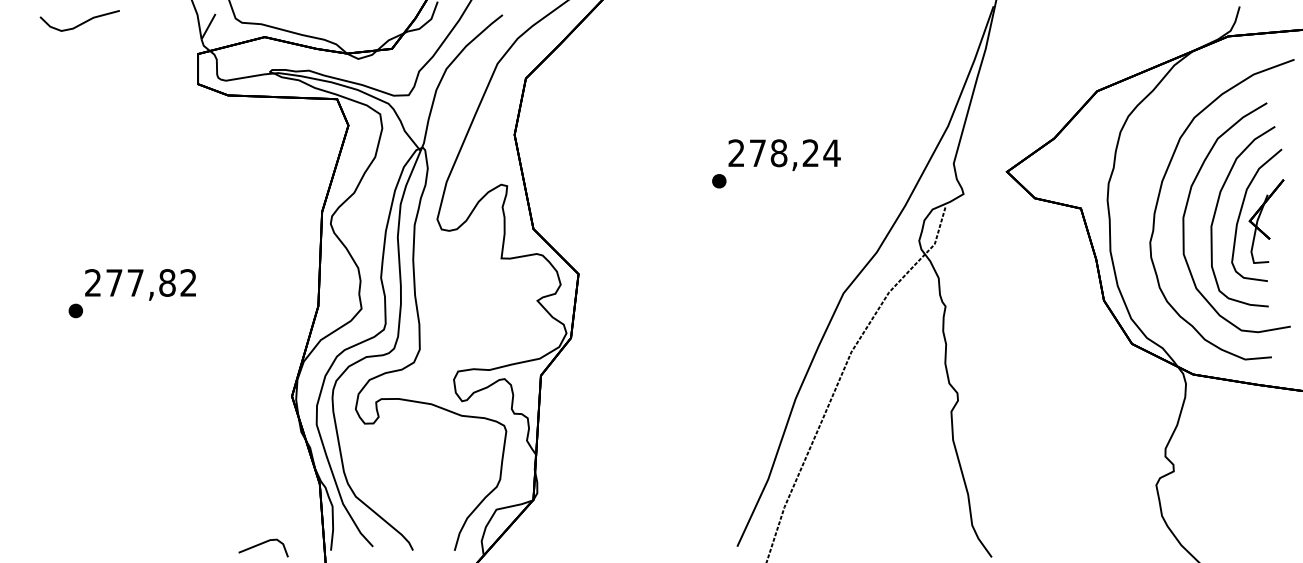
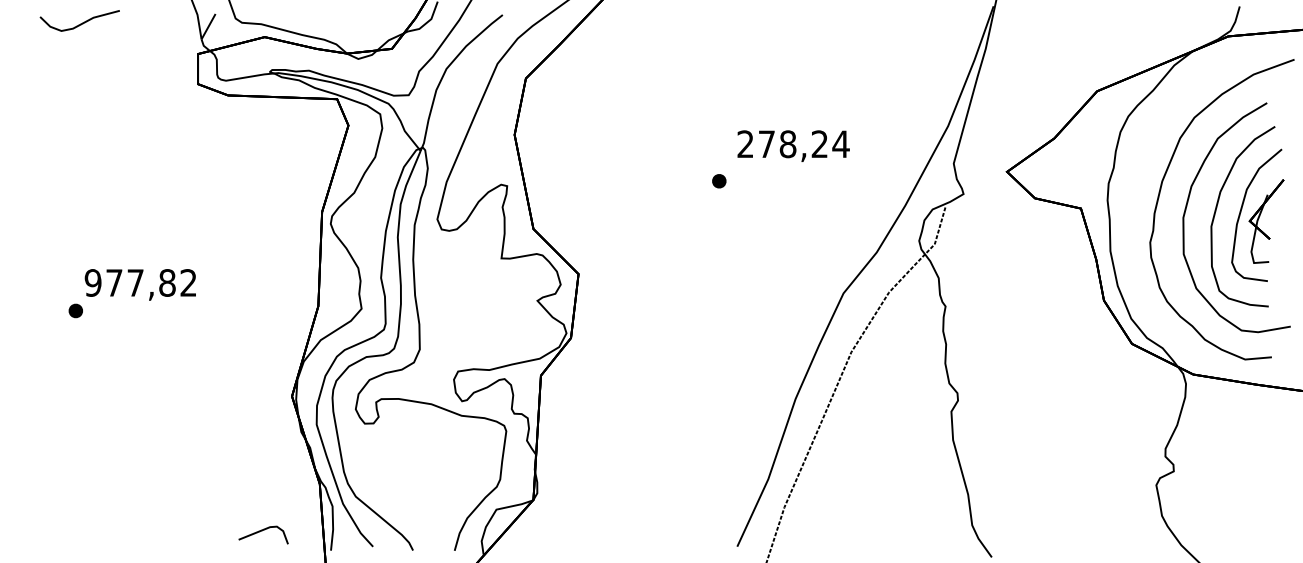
text position: (784, 154) -> (793, 145) (793, 145)
text: 277,82 -> 977,82 (92, 282)
line position: (262, 544) -> (262, 531) (262, 531)
